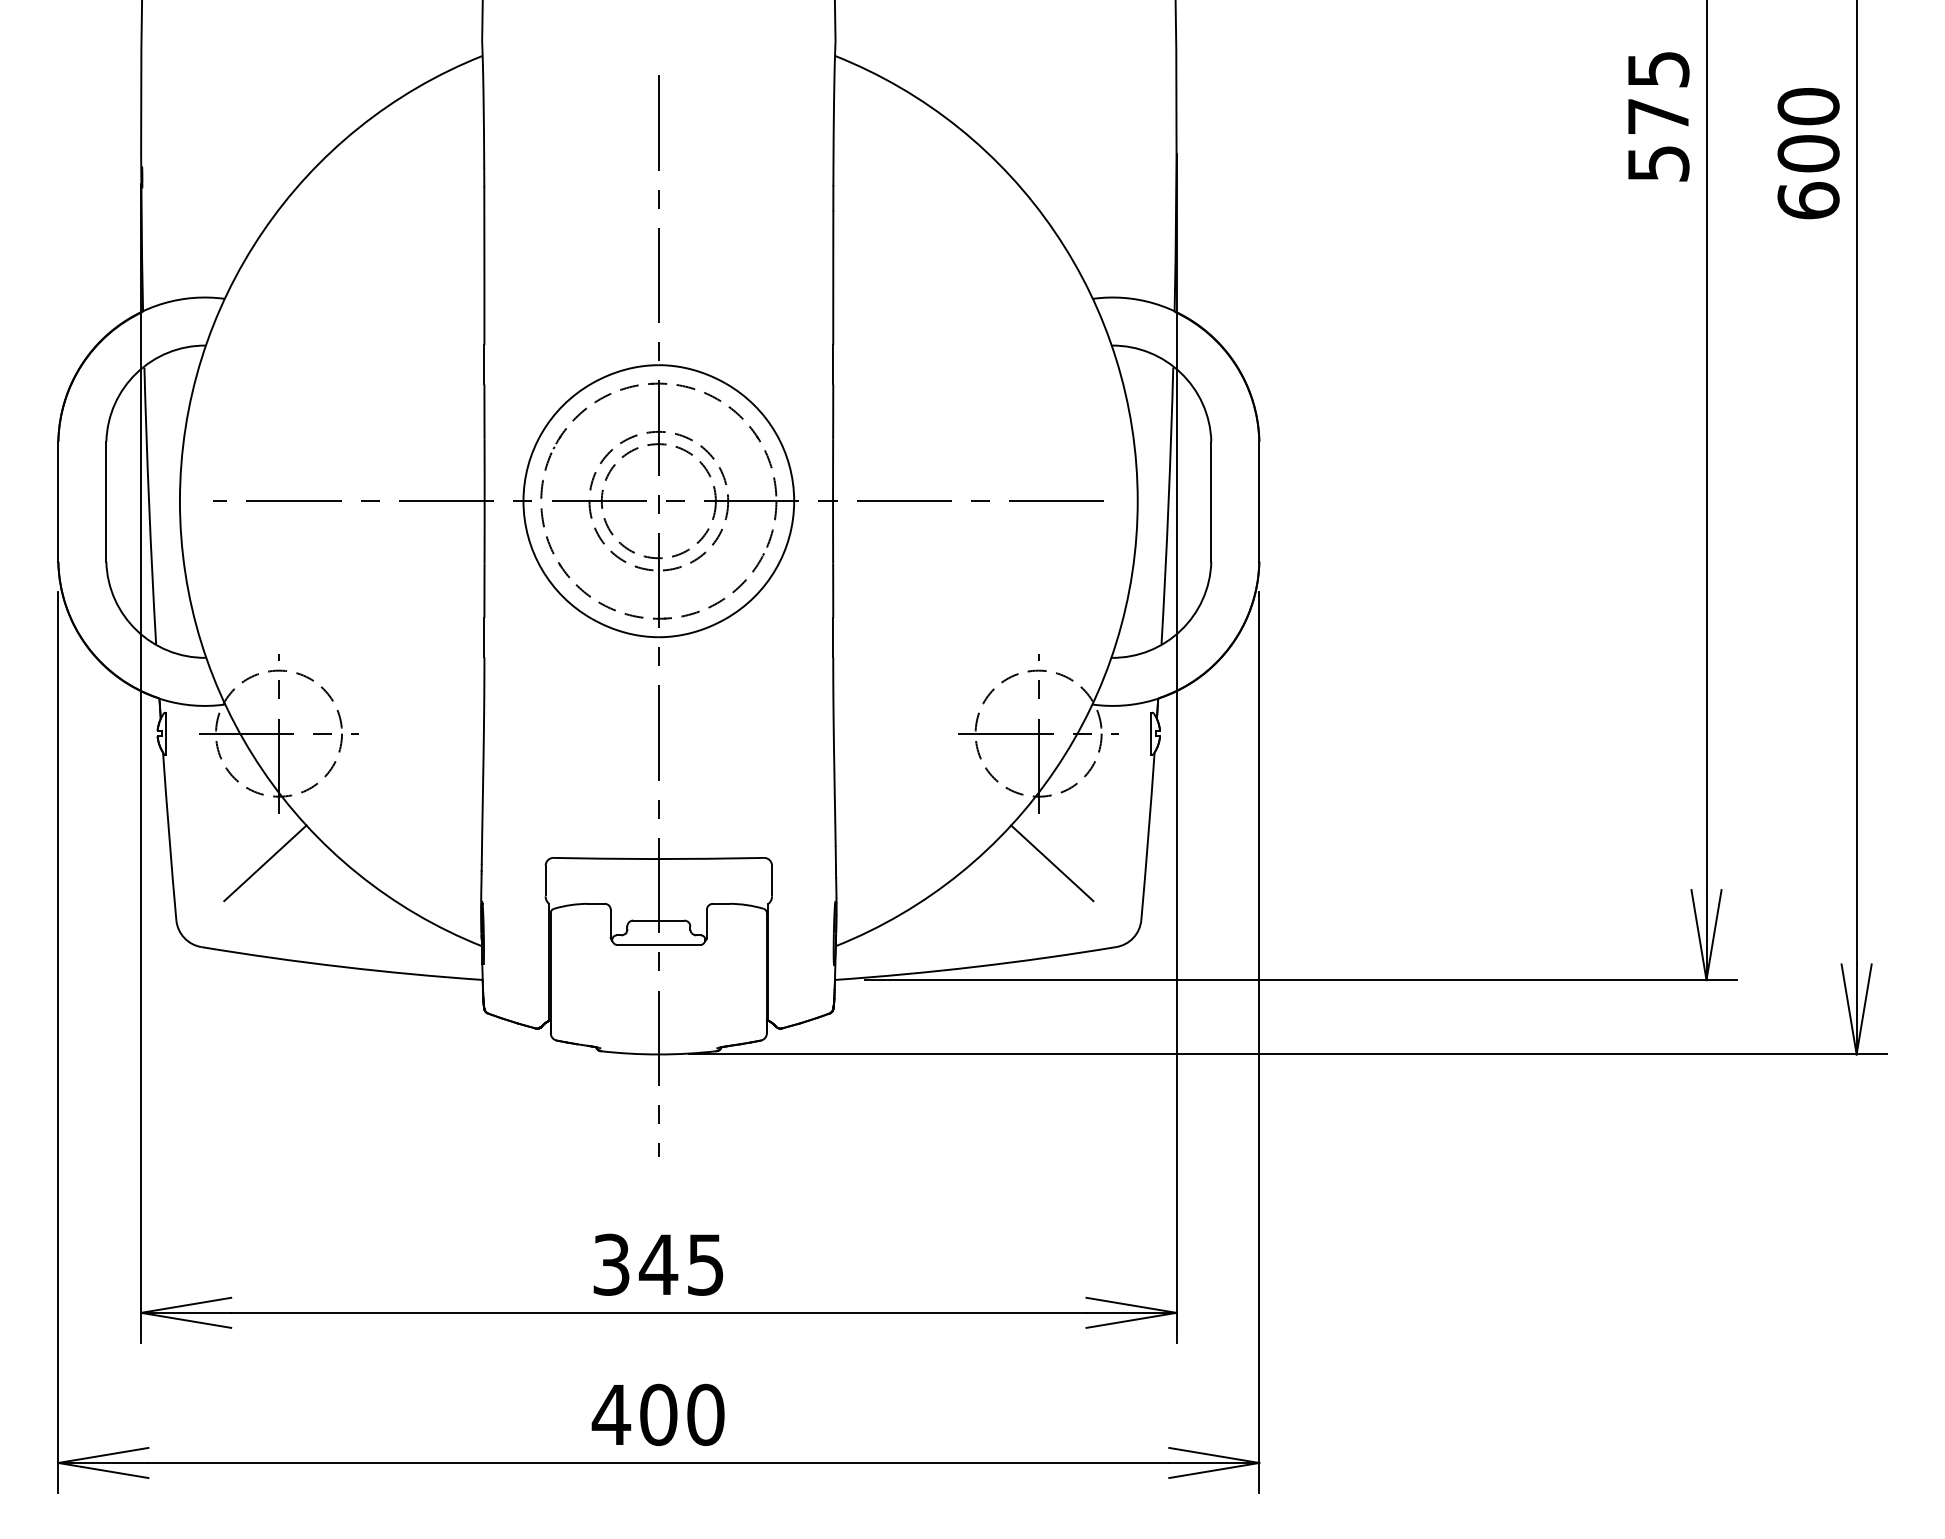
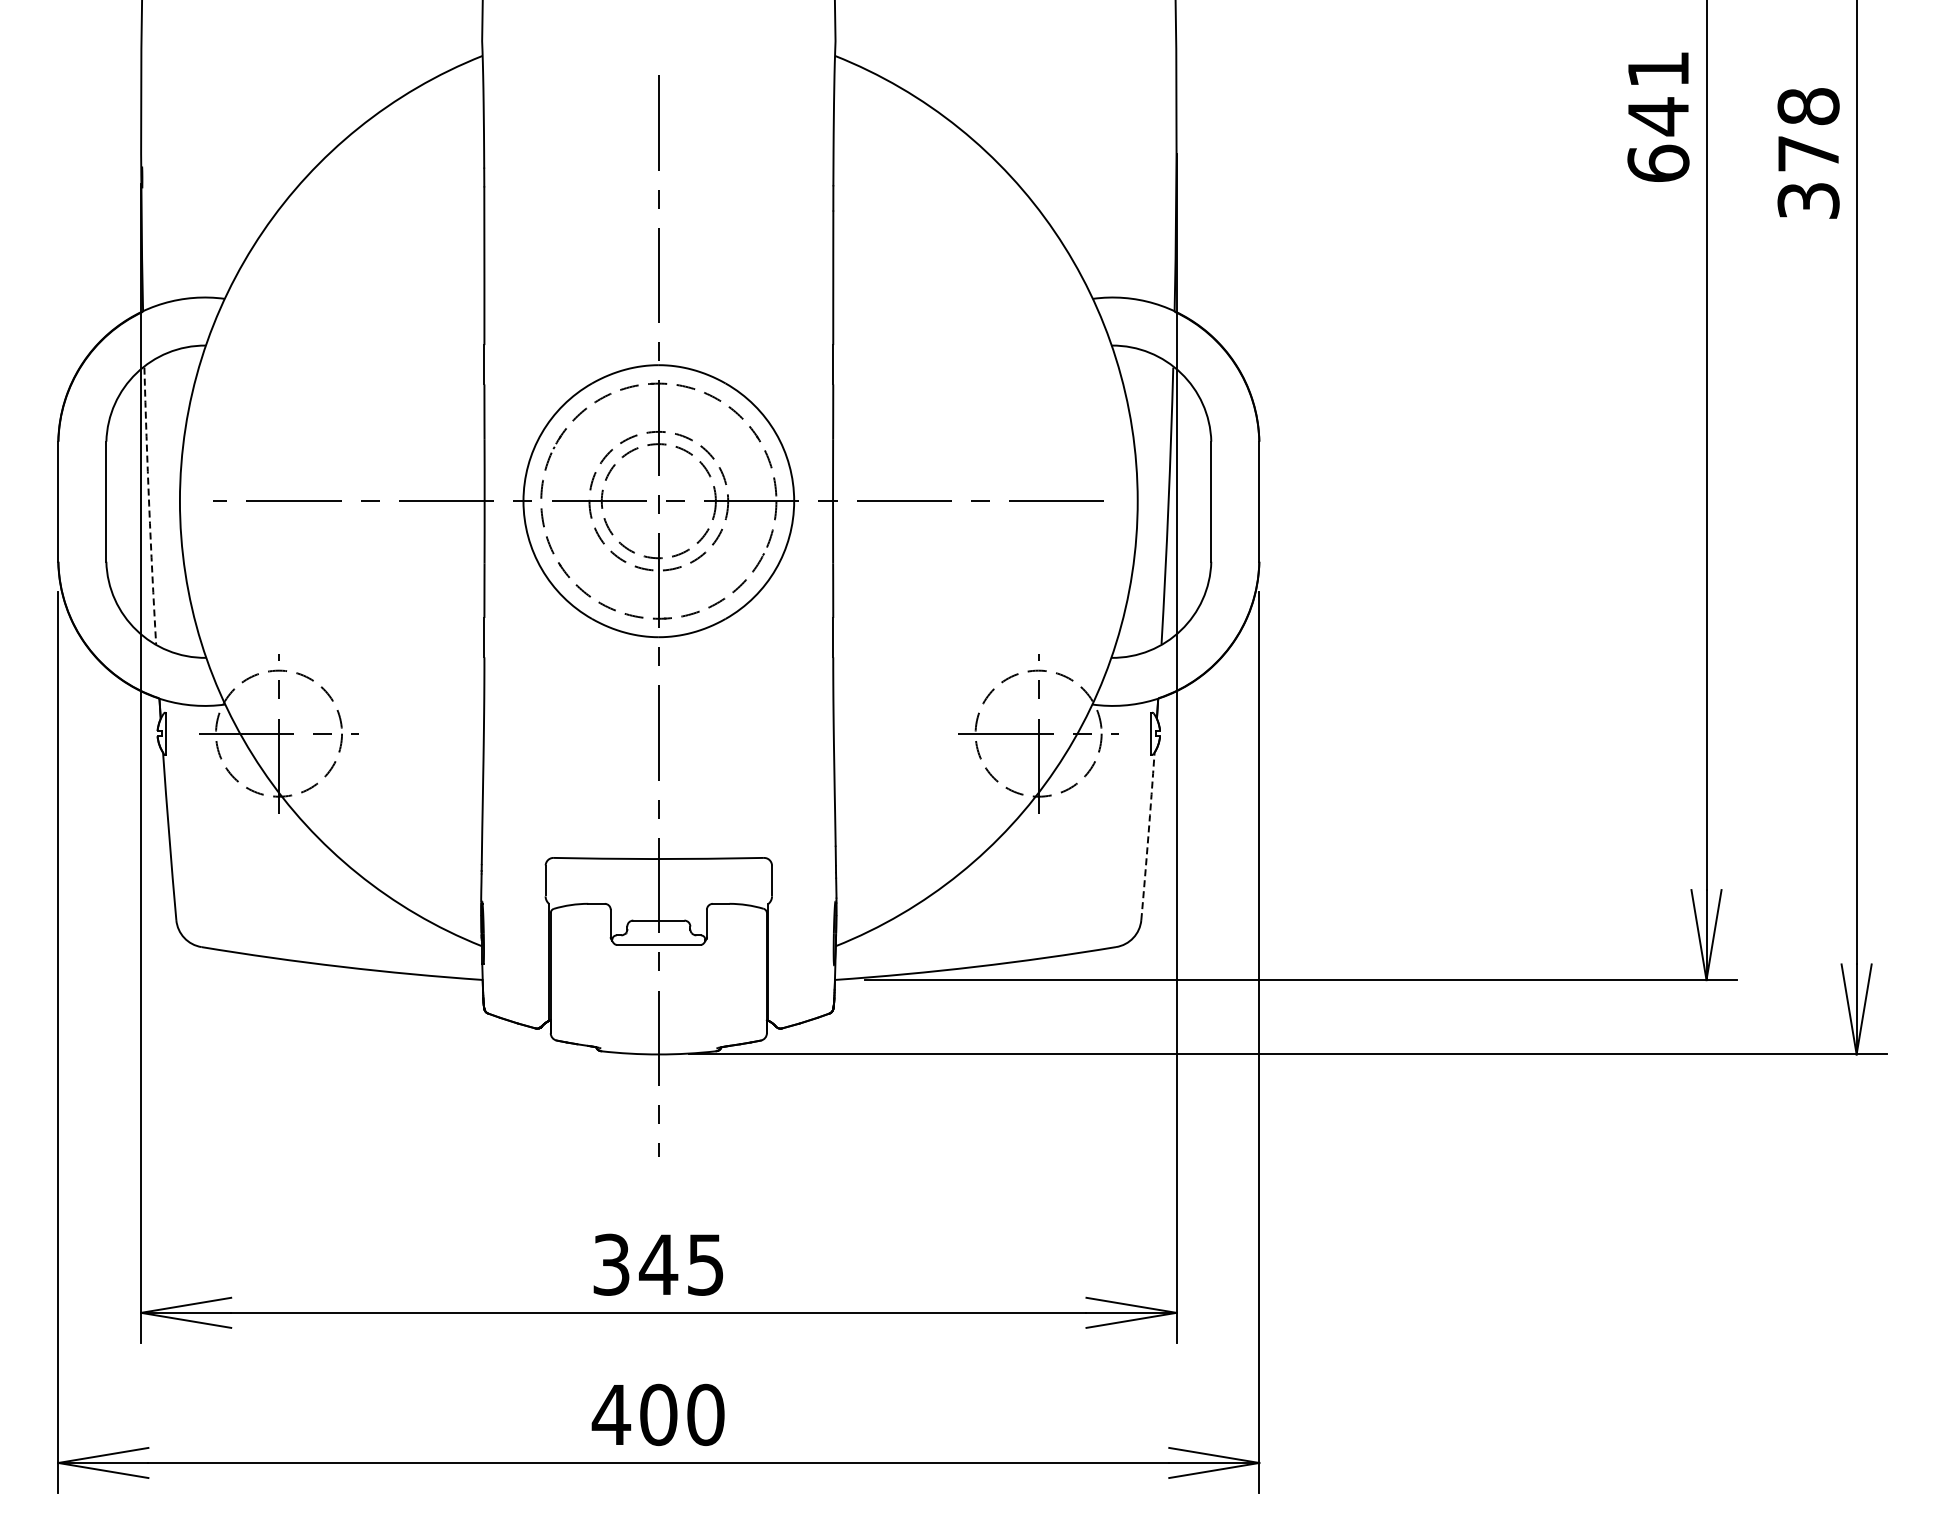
text: 575 -> 641 (1658, 116)
text: 600 -> 378 (1808, 153)
arc: solid -> dashed (149, 505)
arc: solid -> dashed (1148, 836)
line: present -> none (265, 863)
line: present -> none (1052, 863)
